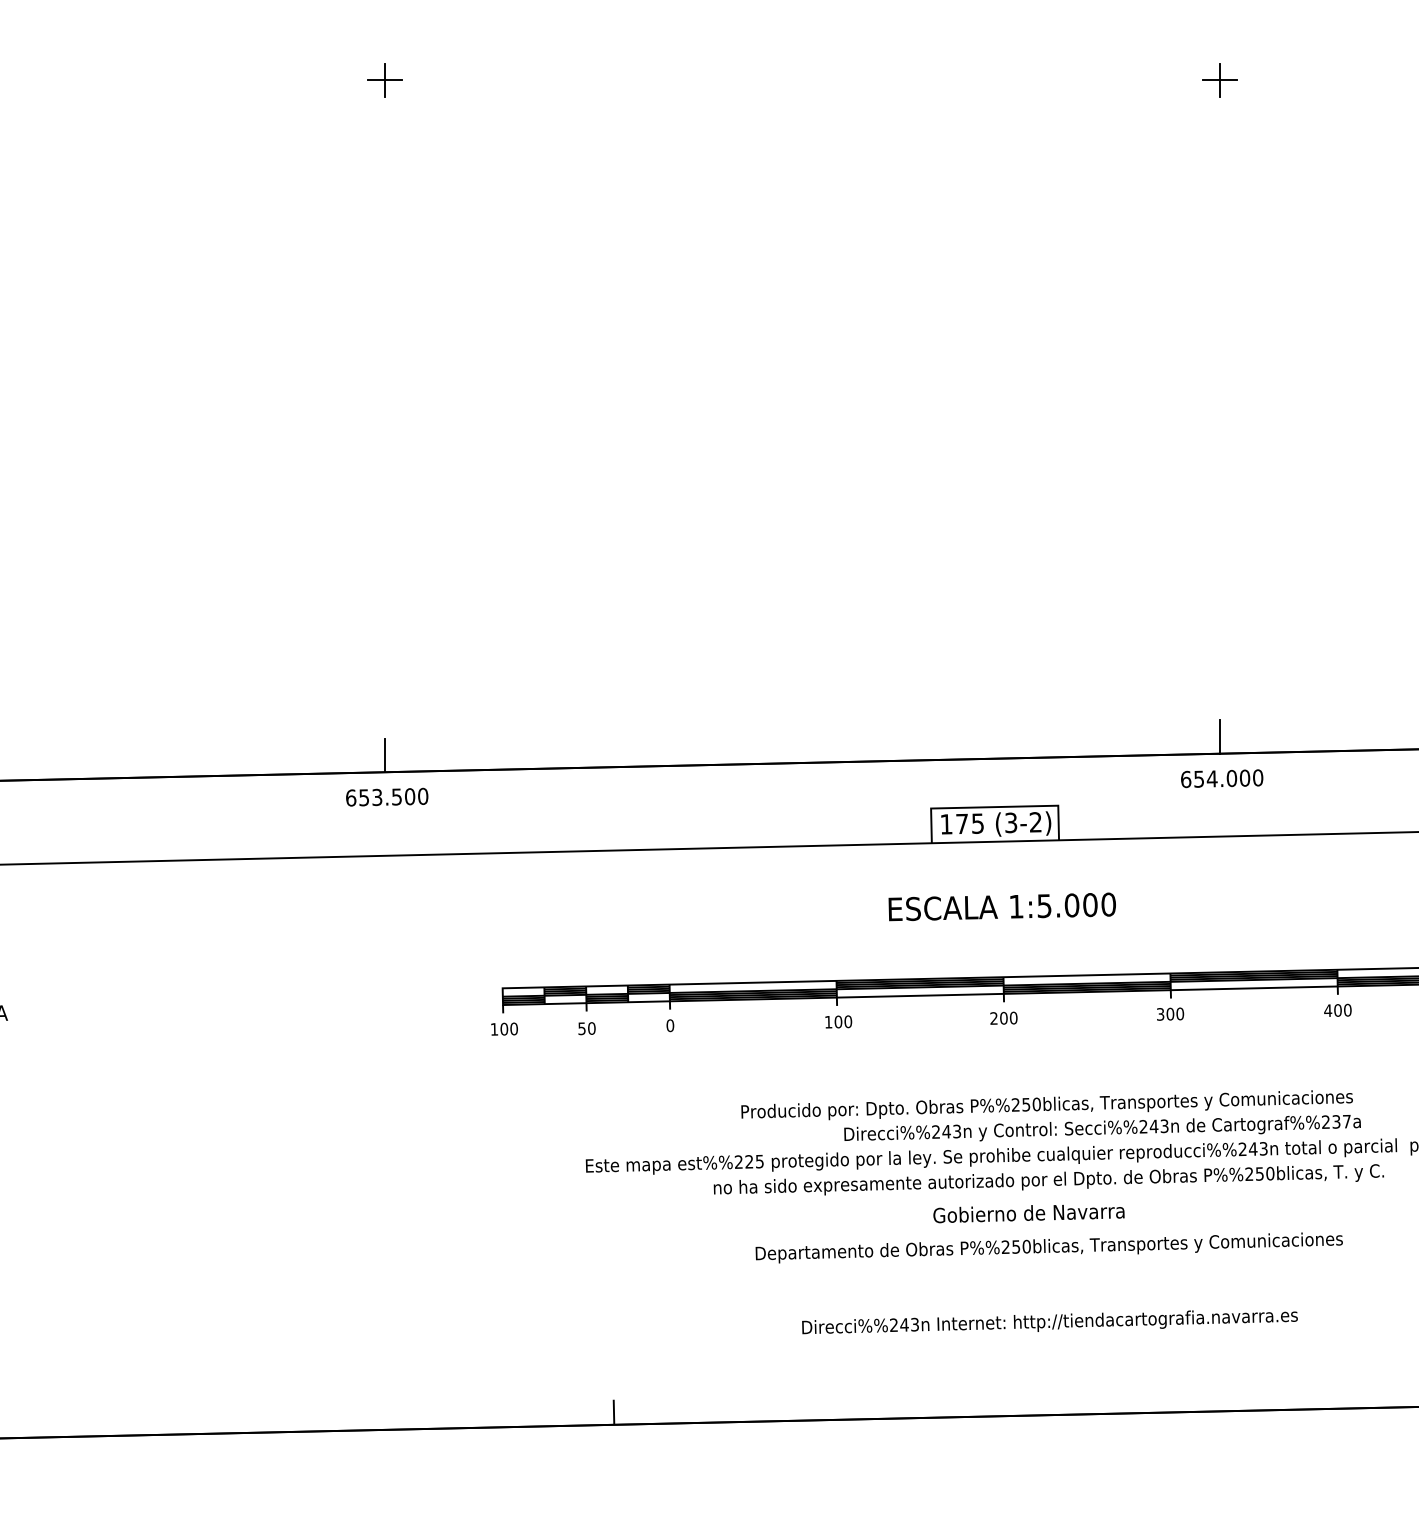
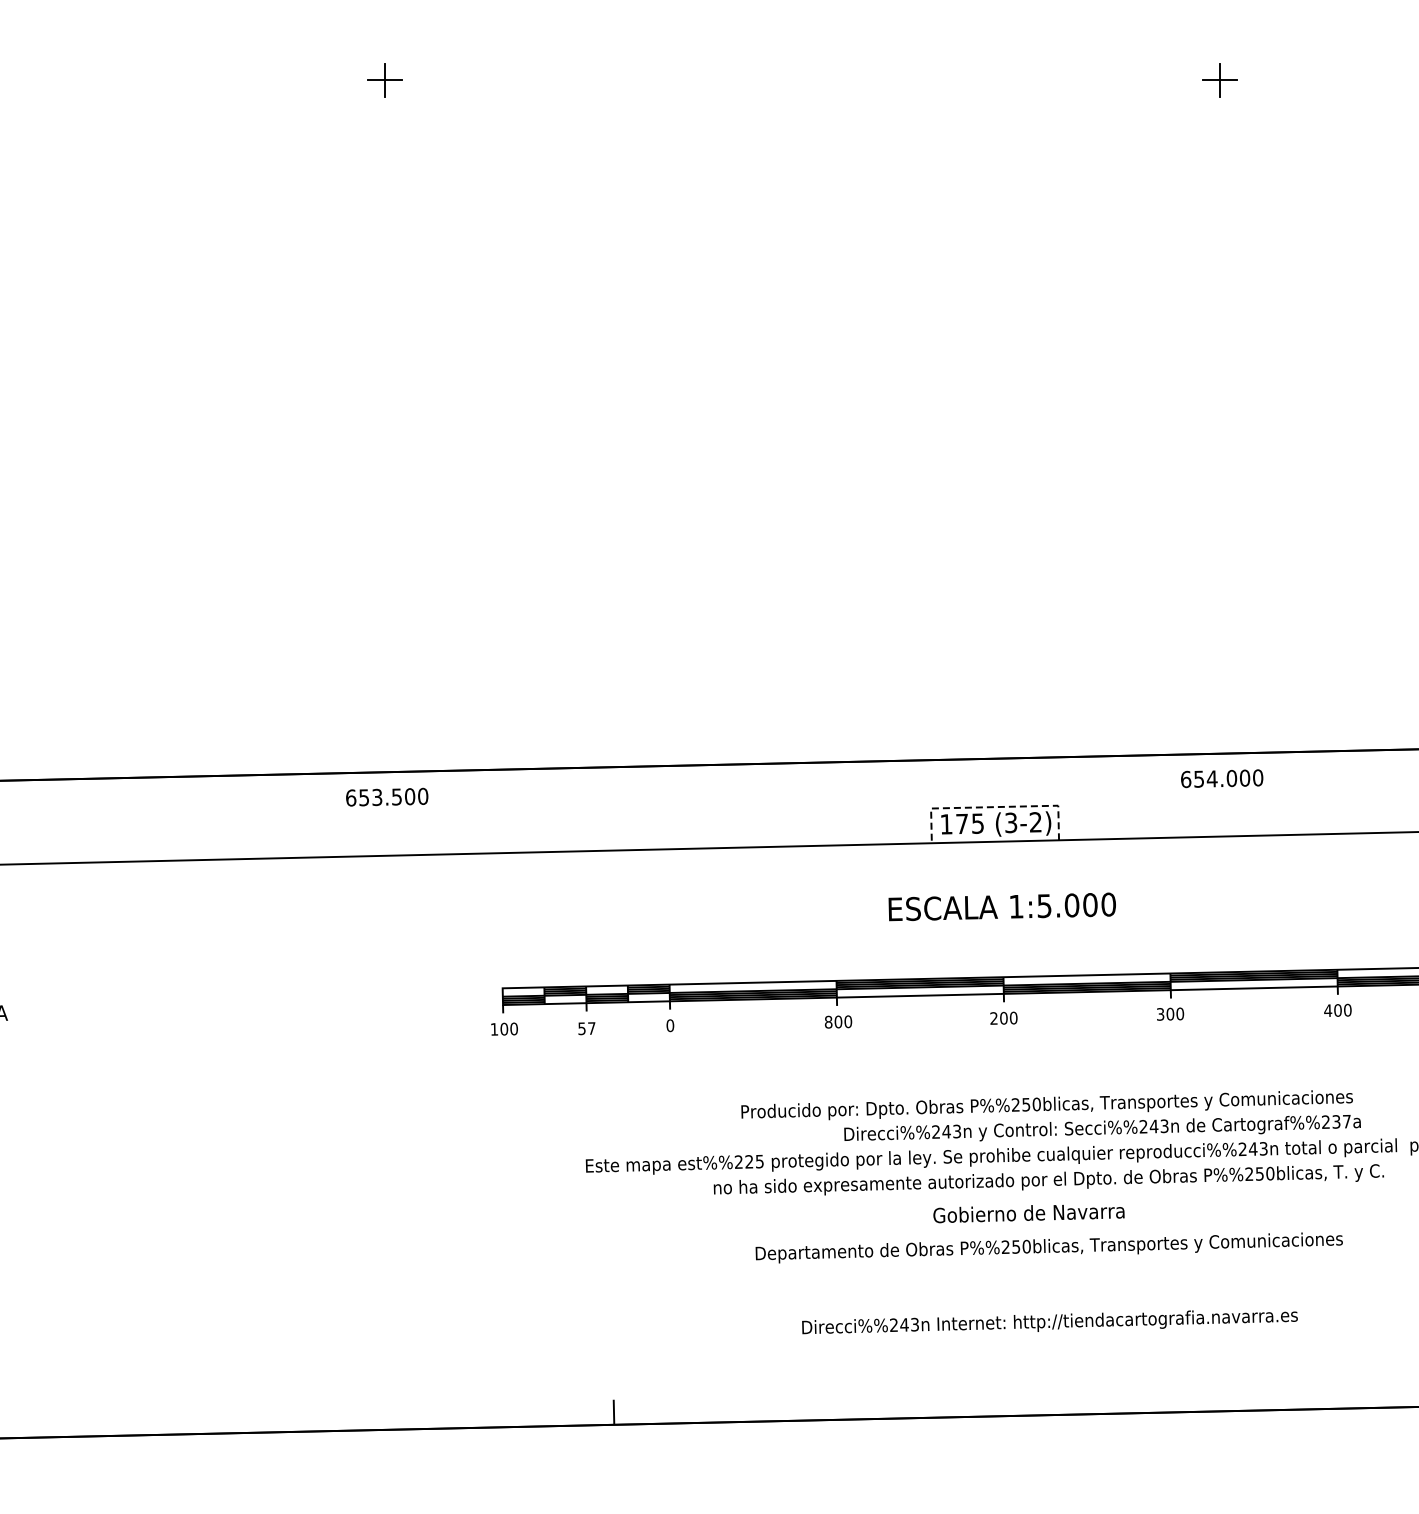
line: present -> none (1220, 736)
line: present -> none (385, 755)
line: solid -> dashed (994, 807)
text: 100 -> 800 (828, 1021)
text: 50 -> 57 (591, 1028)
